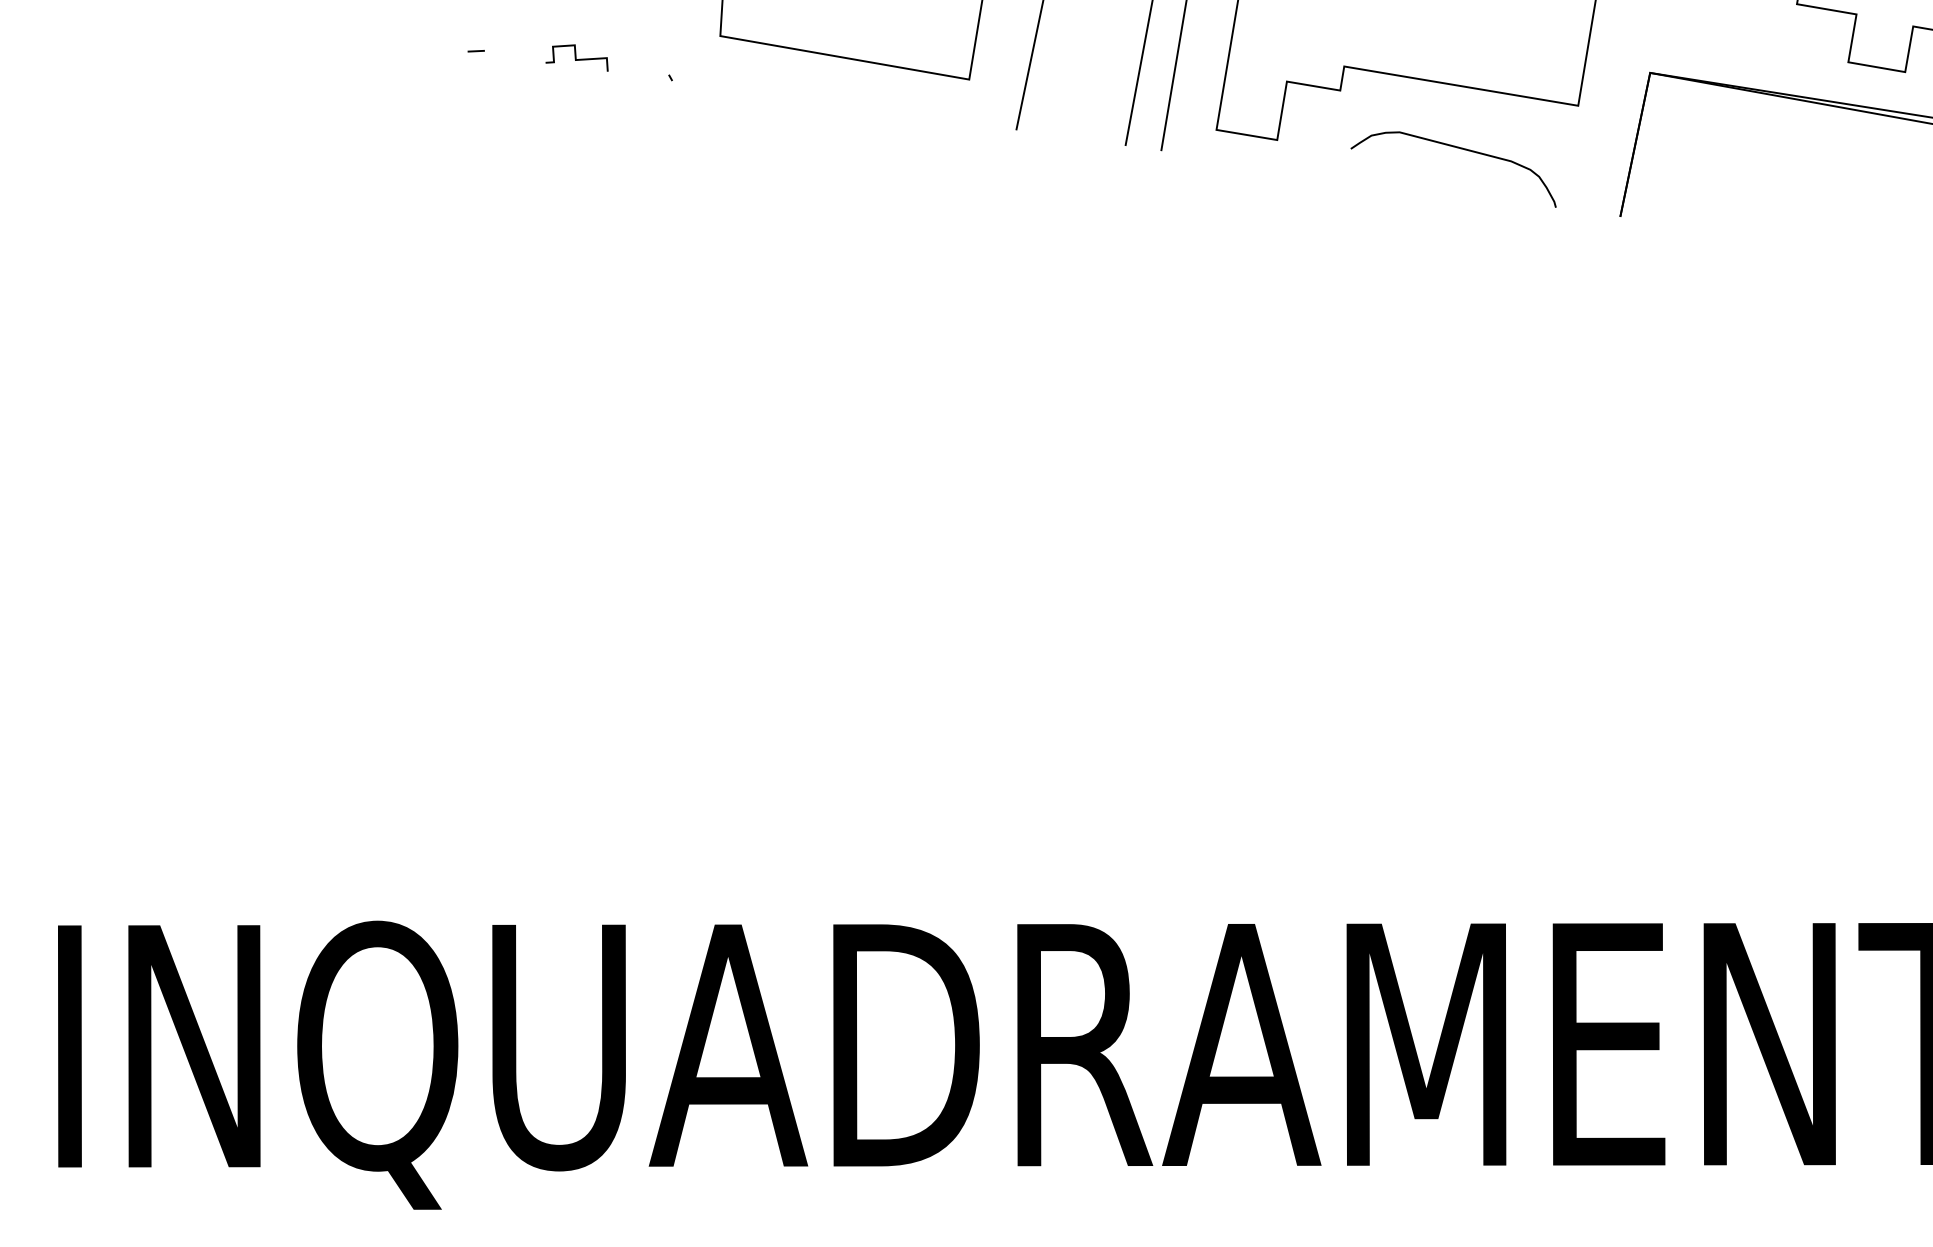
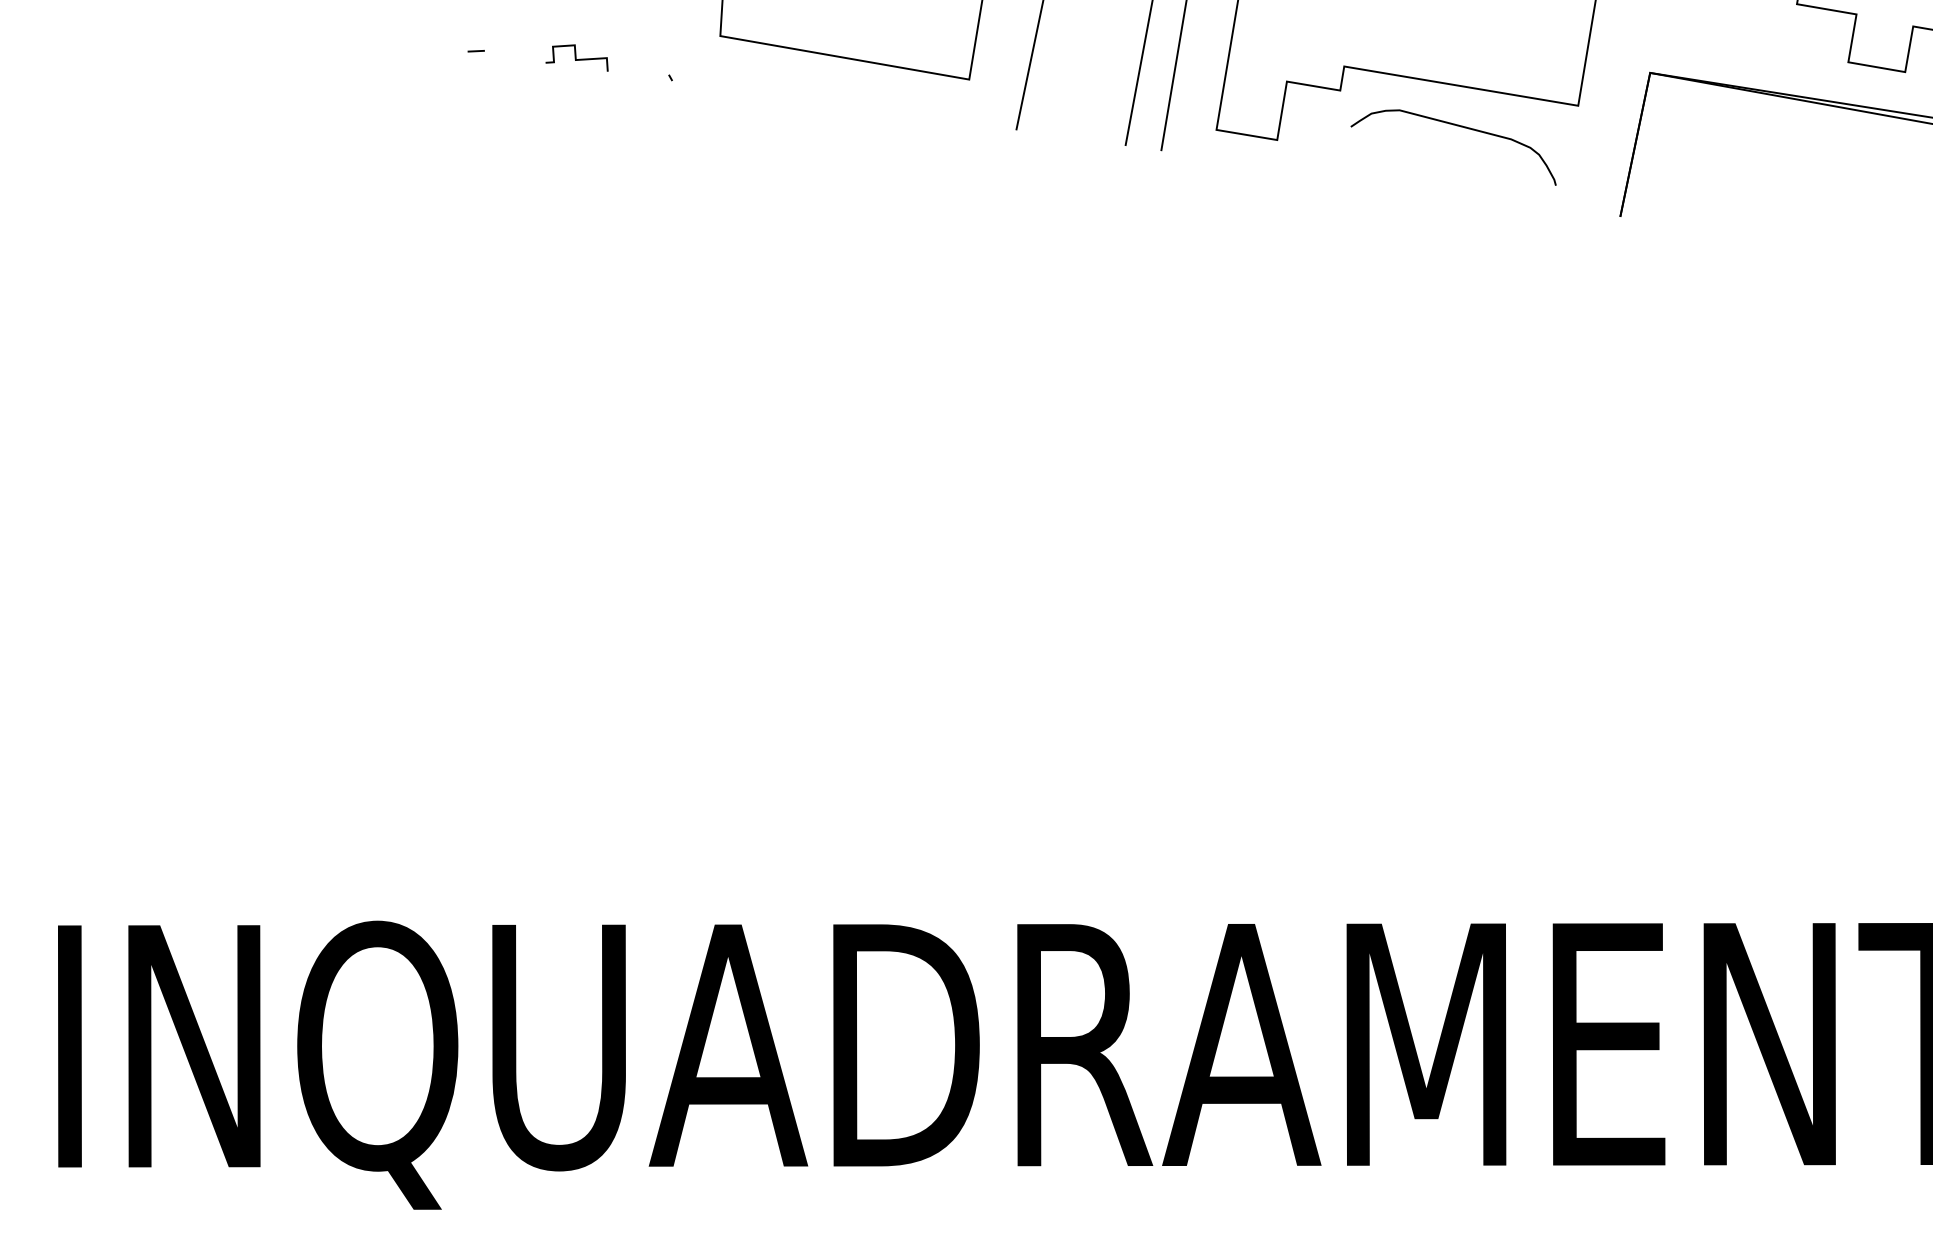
curve position: (1460, 149) -> (1460, 127) (1460, 127)
